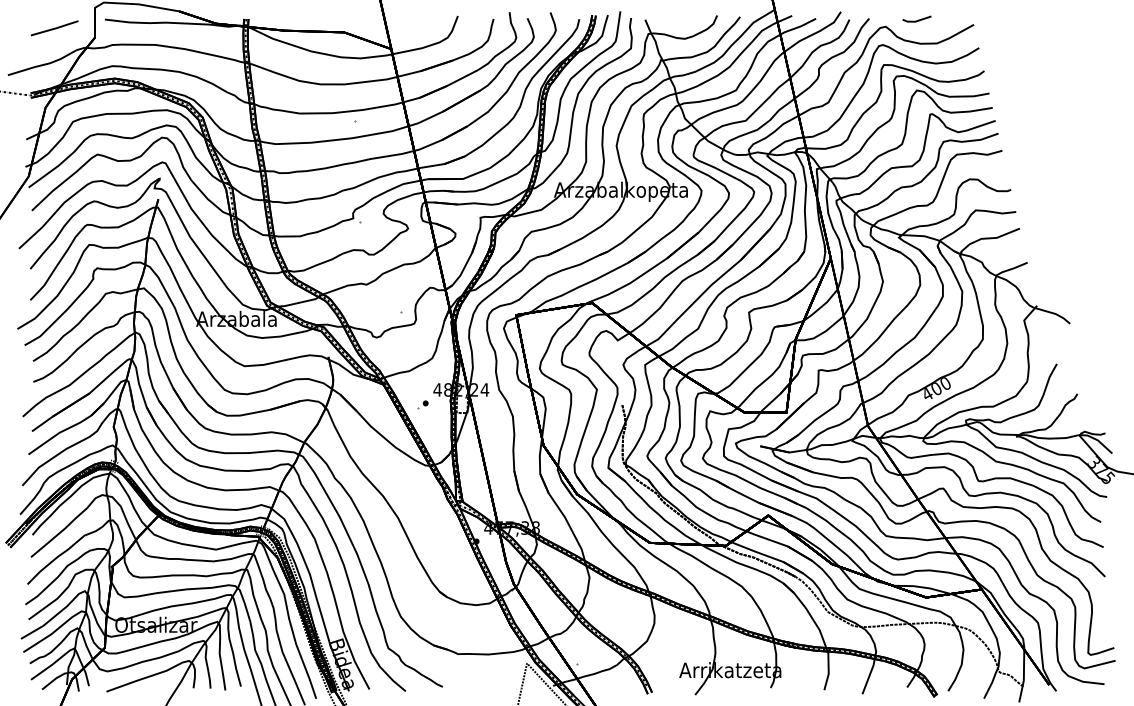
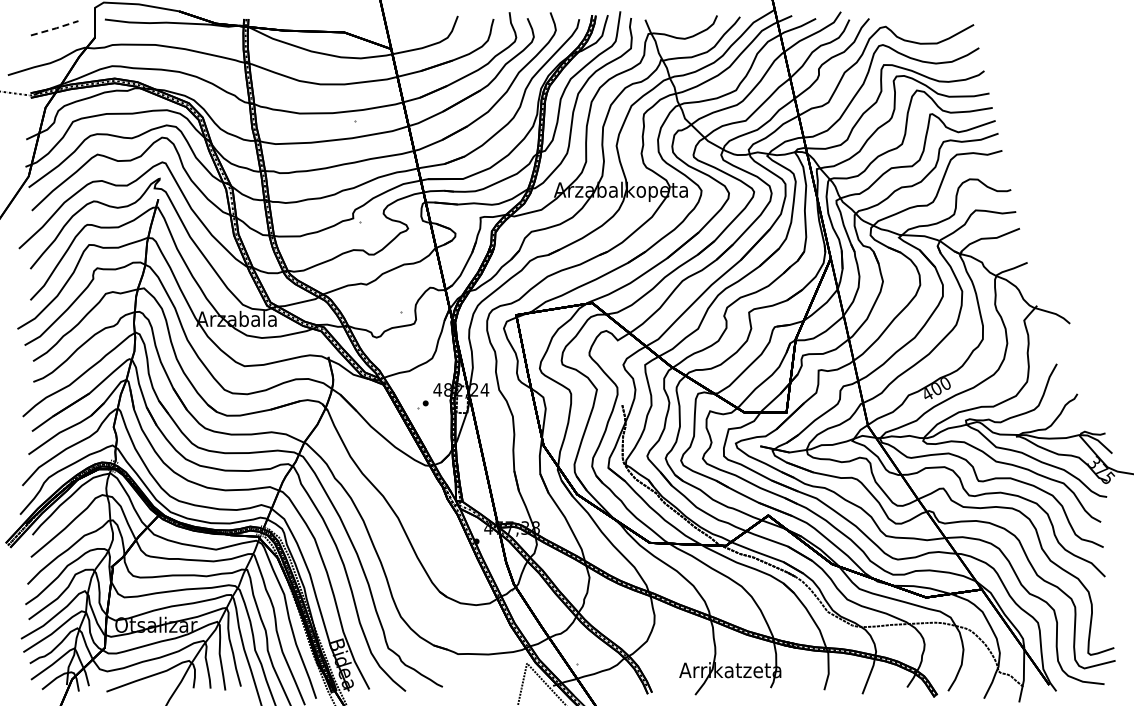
line: present -> none (916, 20)
line: solid -> dashed (55, 28)
